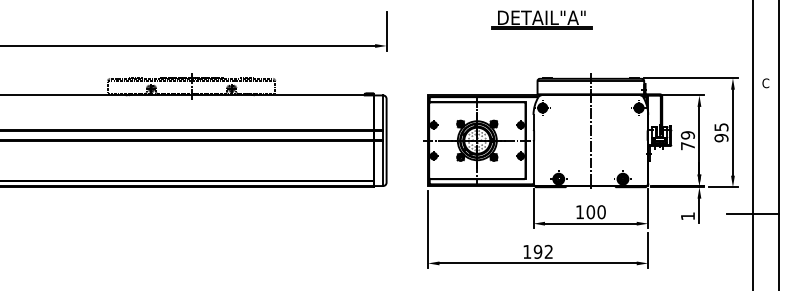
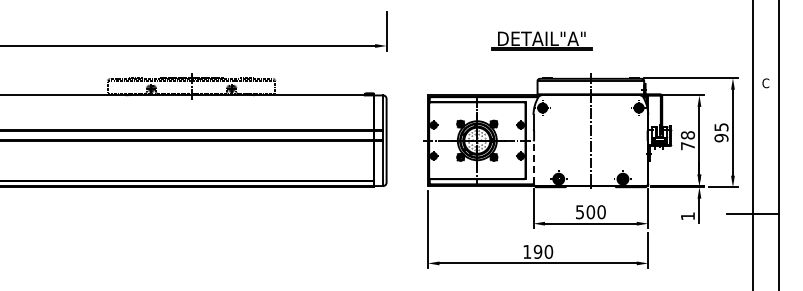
part position: (541, 19) -> (541, 40) (541, 40)
text: 79 -> 78 (687, 135)
line: solid -> dashed (533, 162)
text: 100 -> 500 (579, 212)
text: 192 -> 190 (548, 251)
